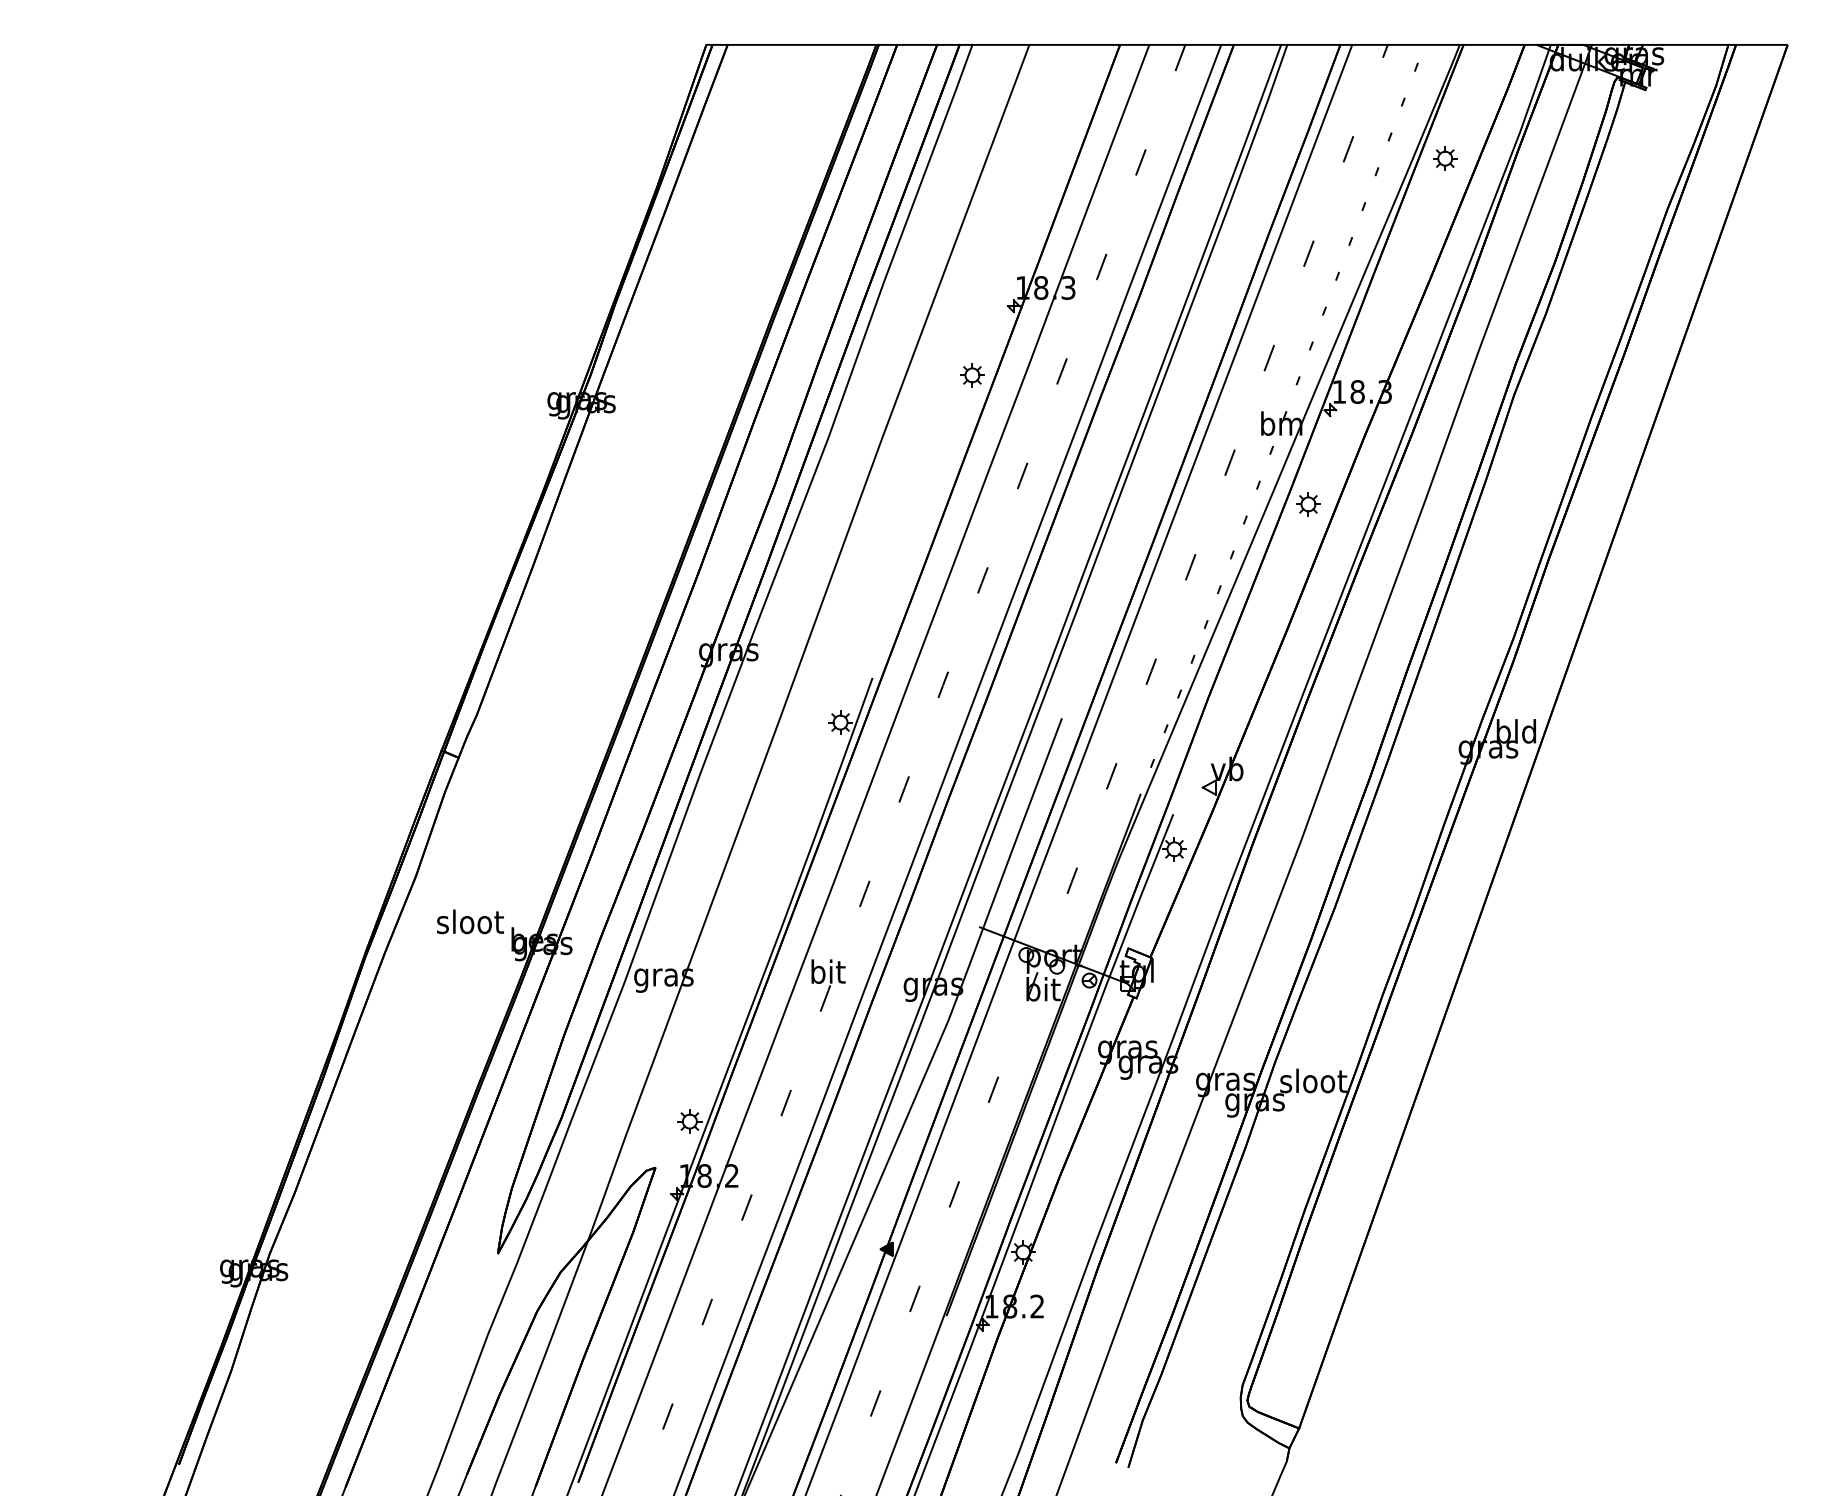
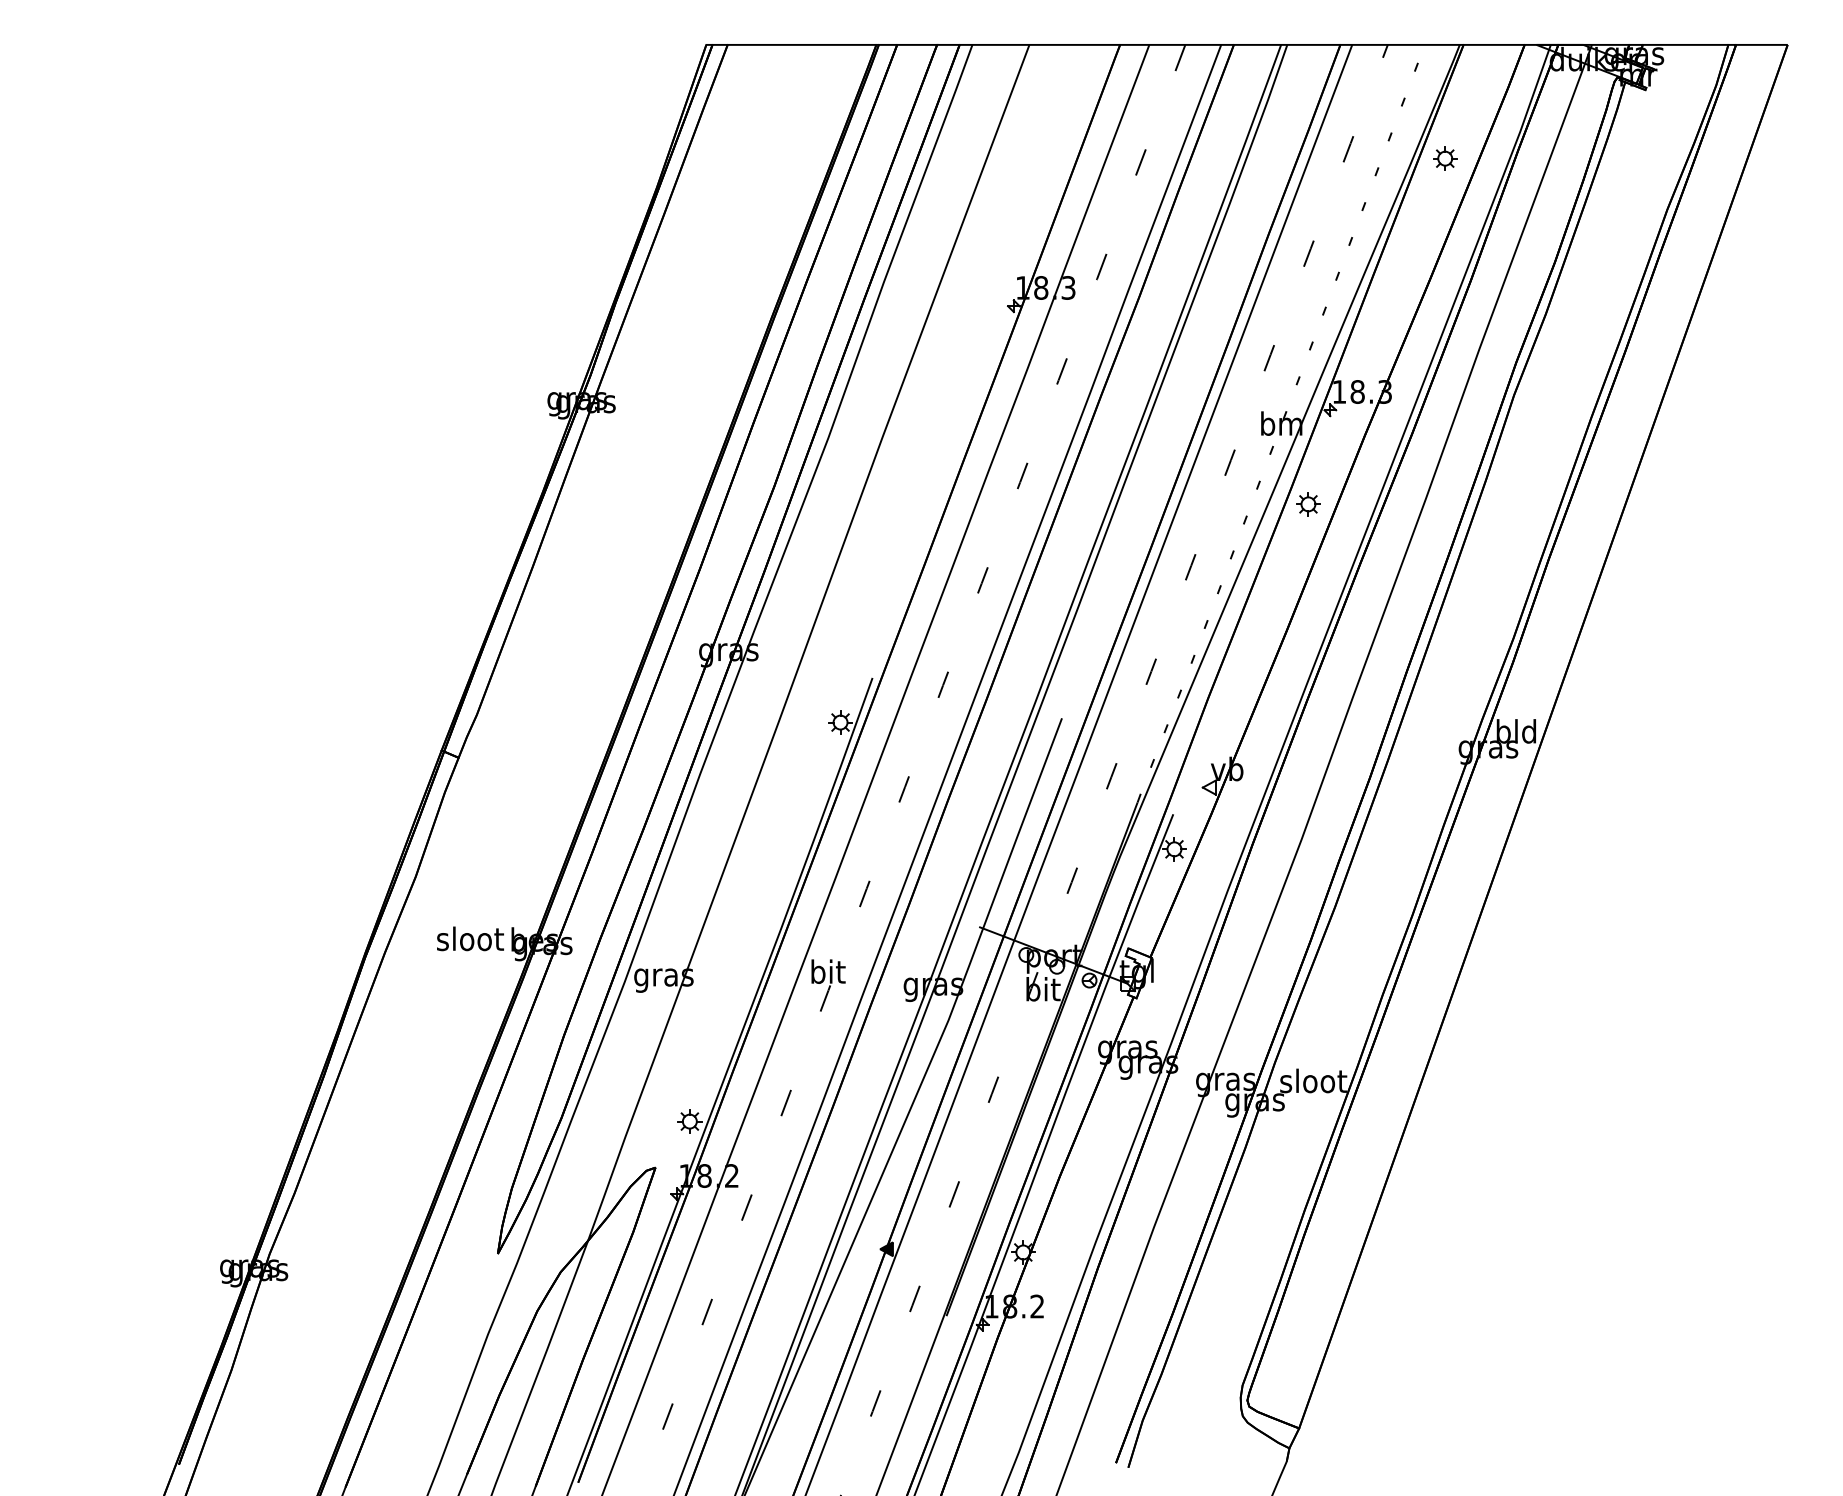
part: present -> none (972, 375)
text position: (470, 921) -> (470, 938) (470, 938)
